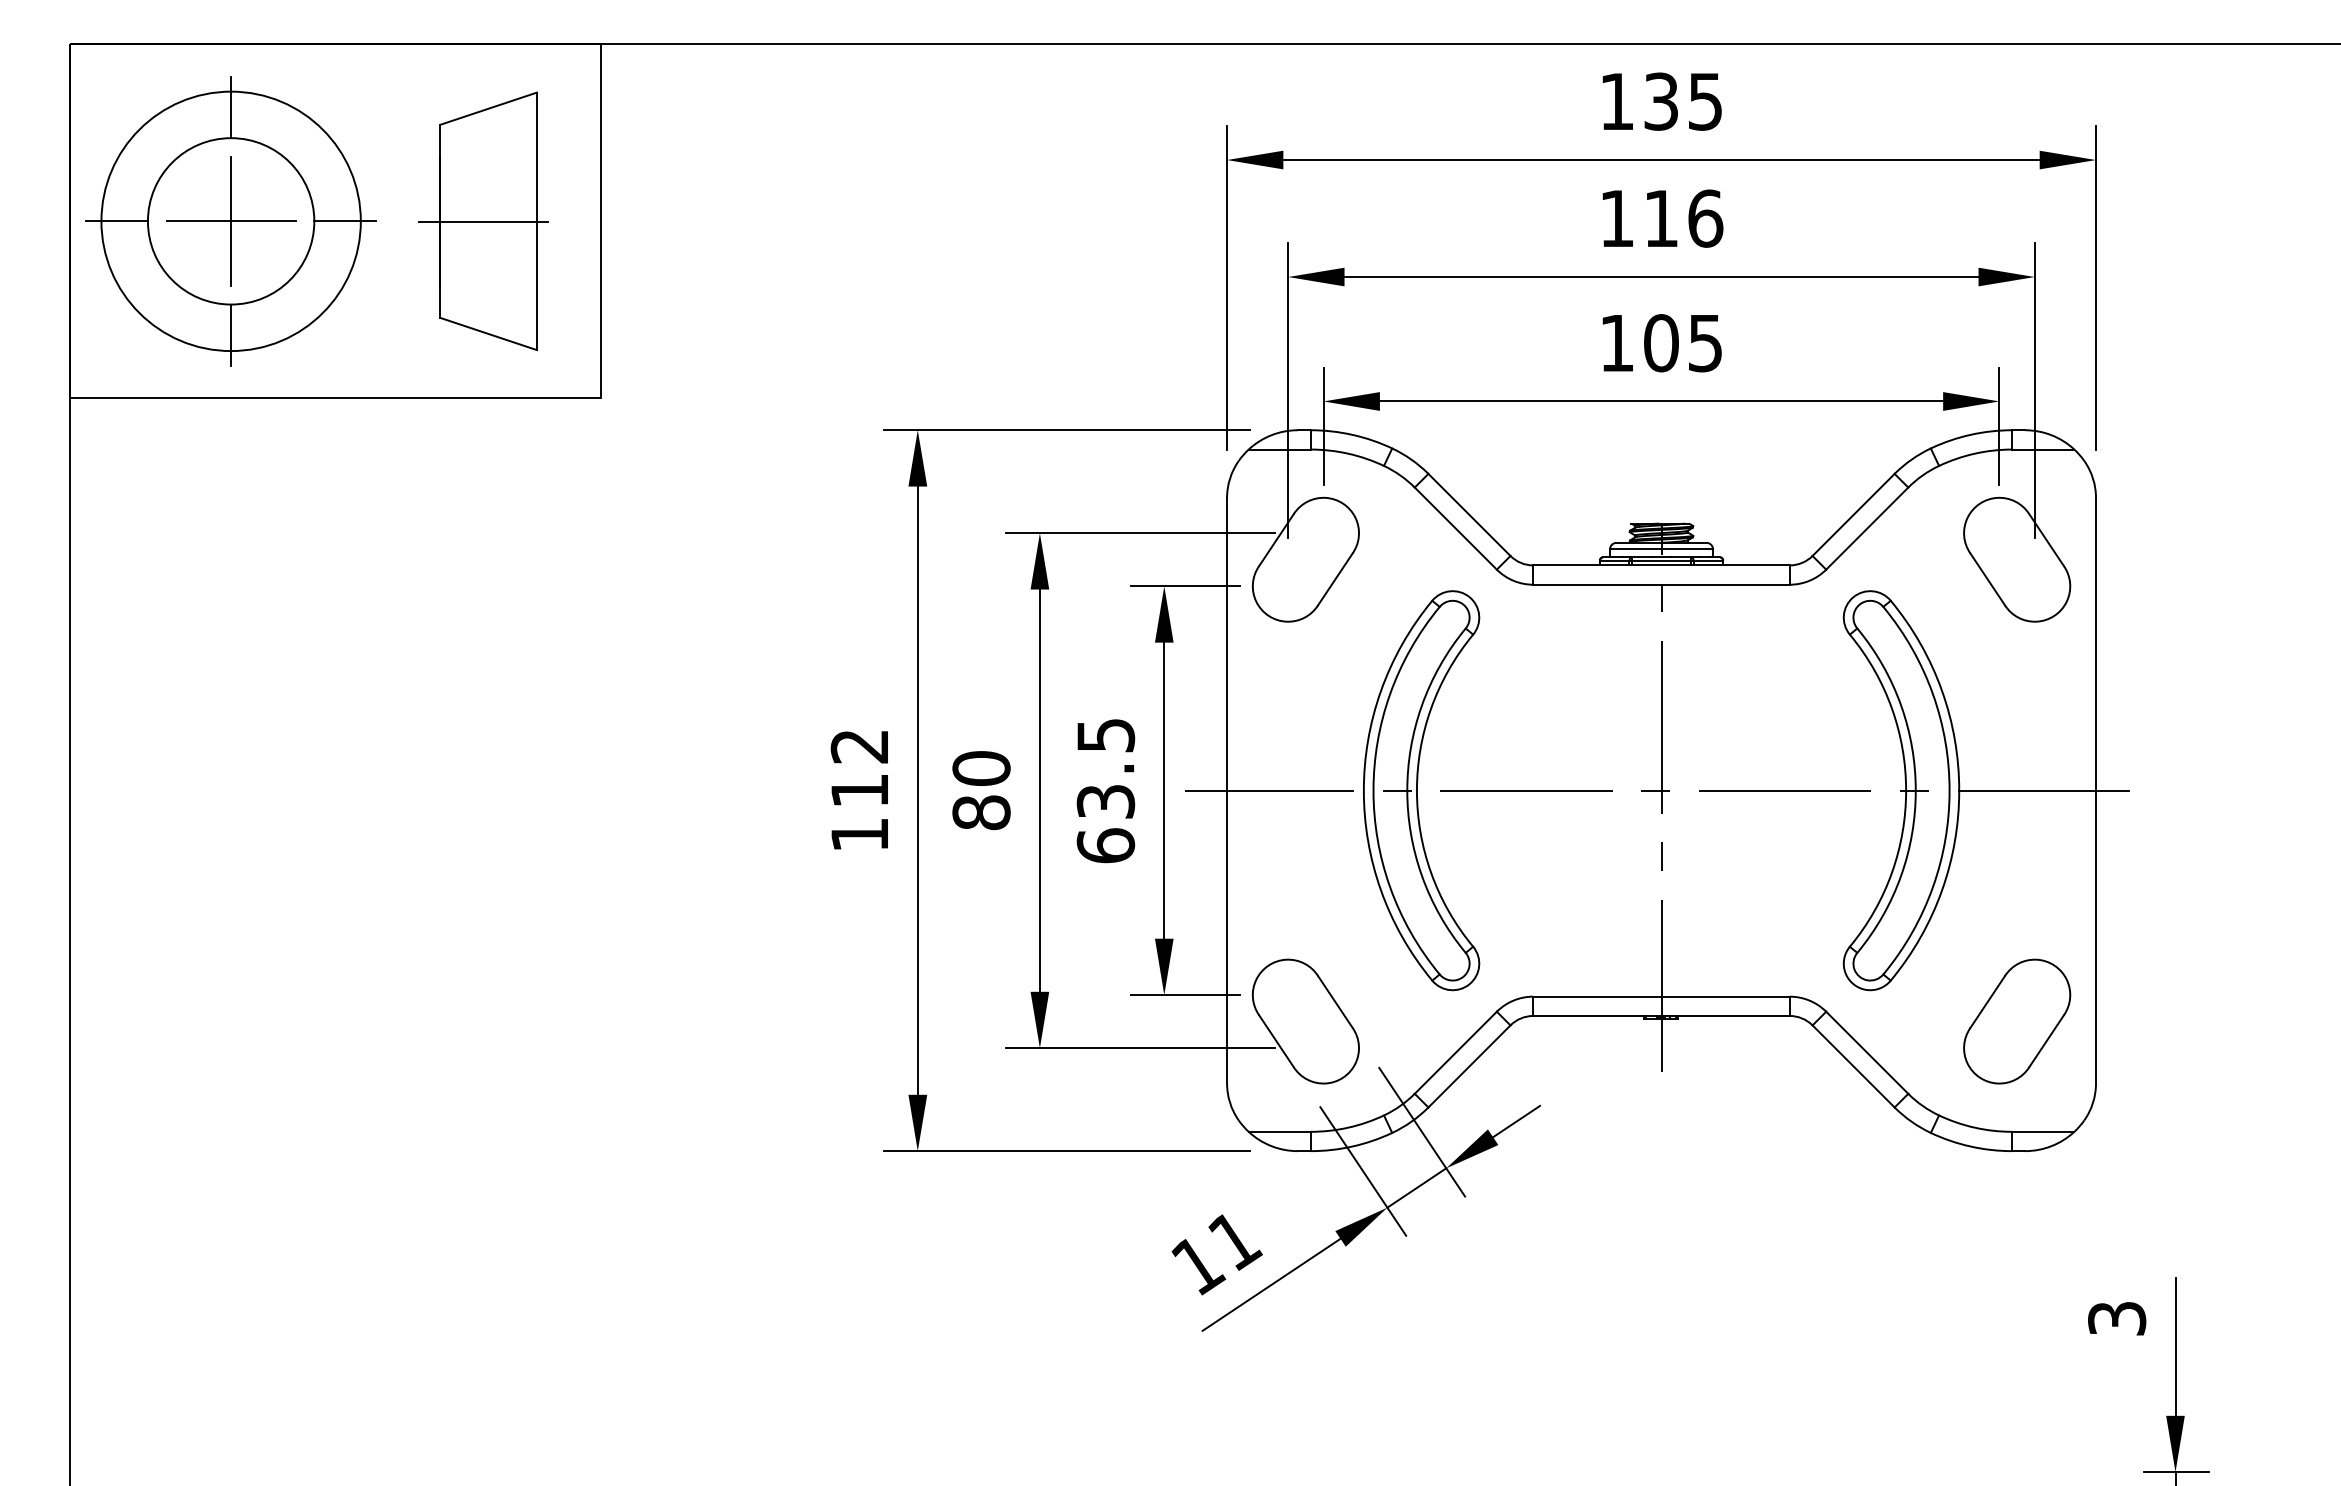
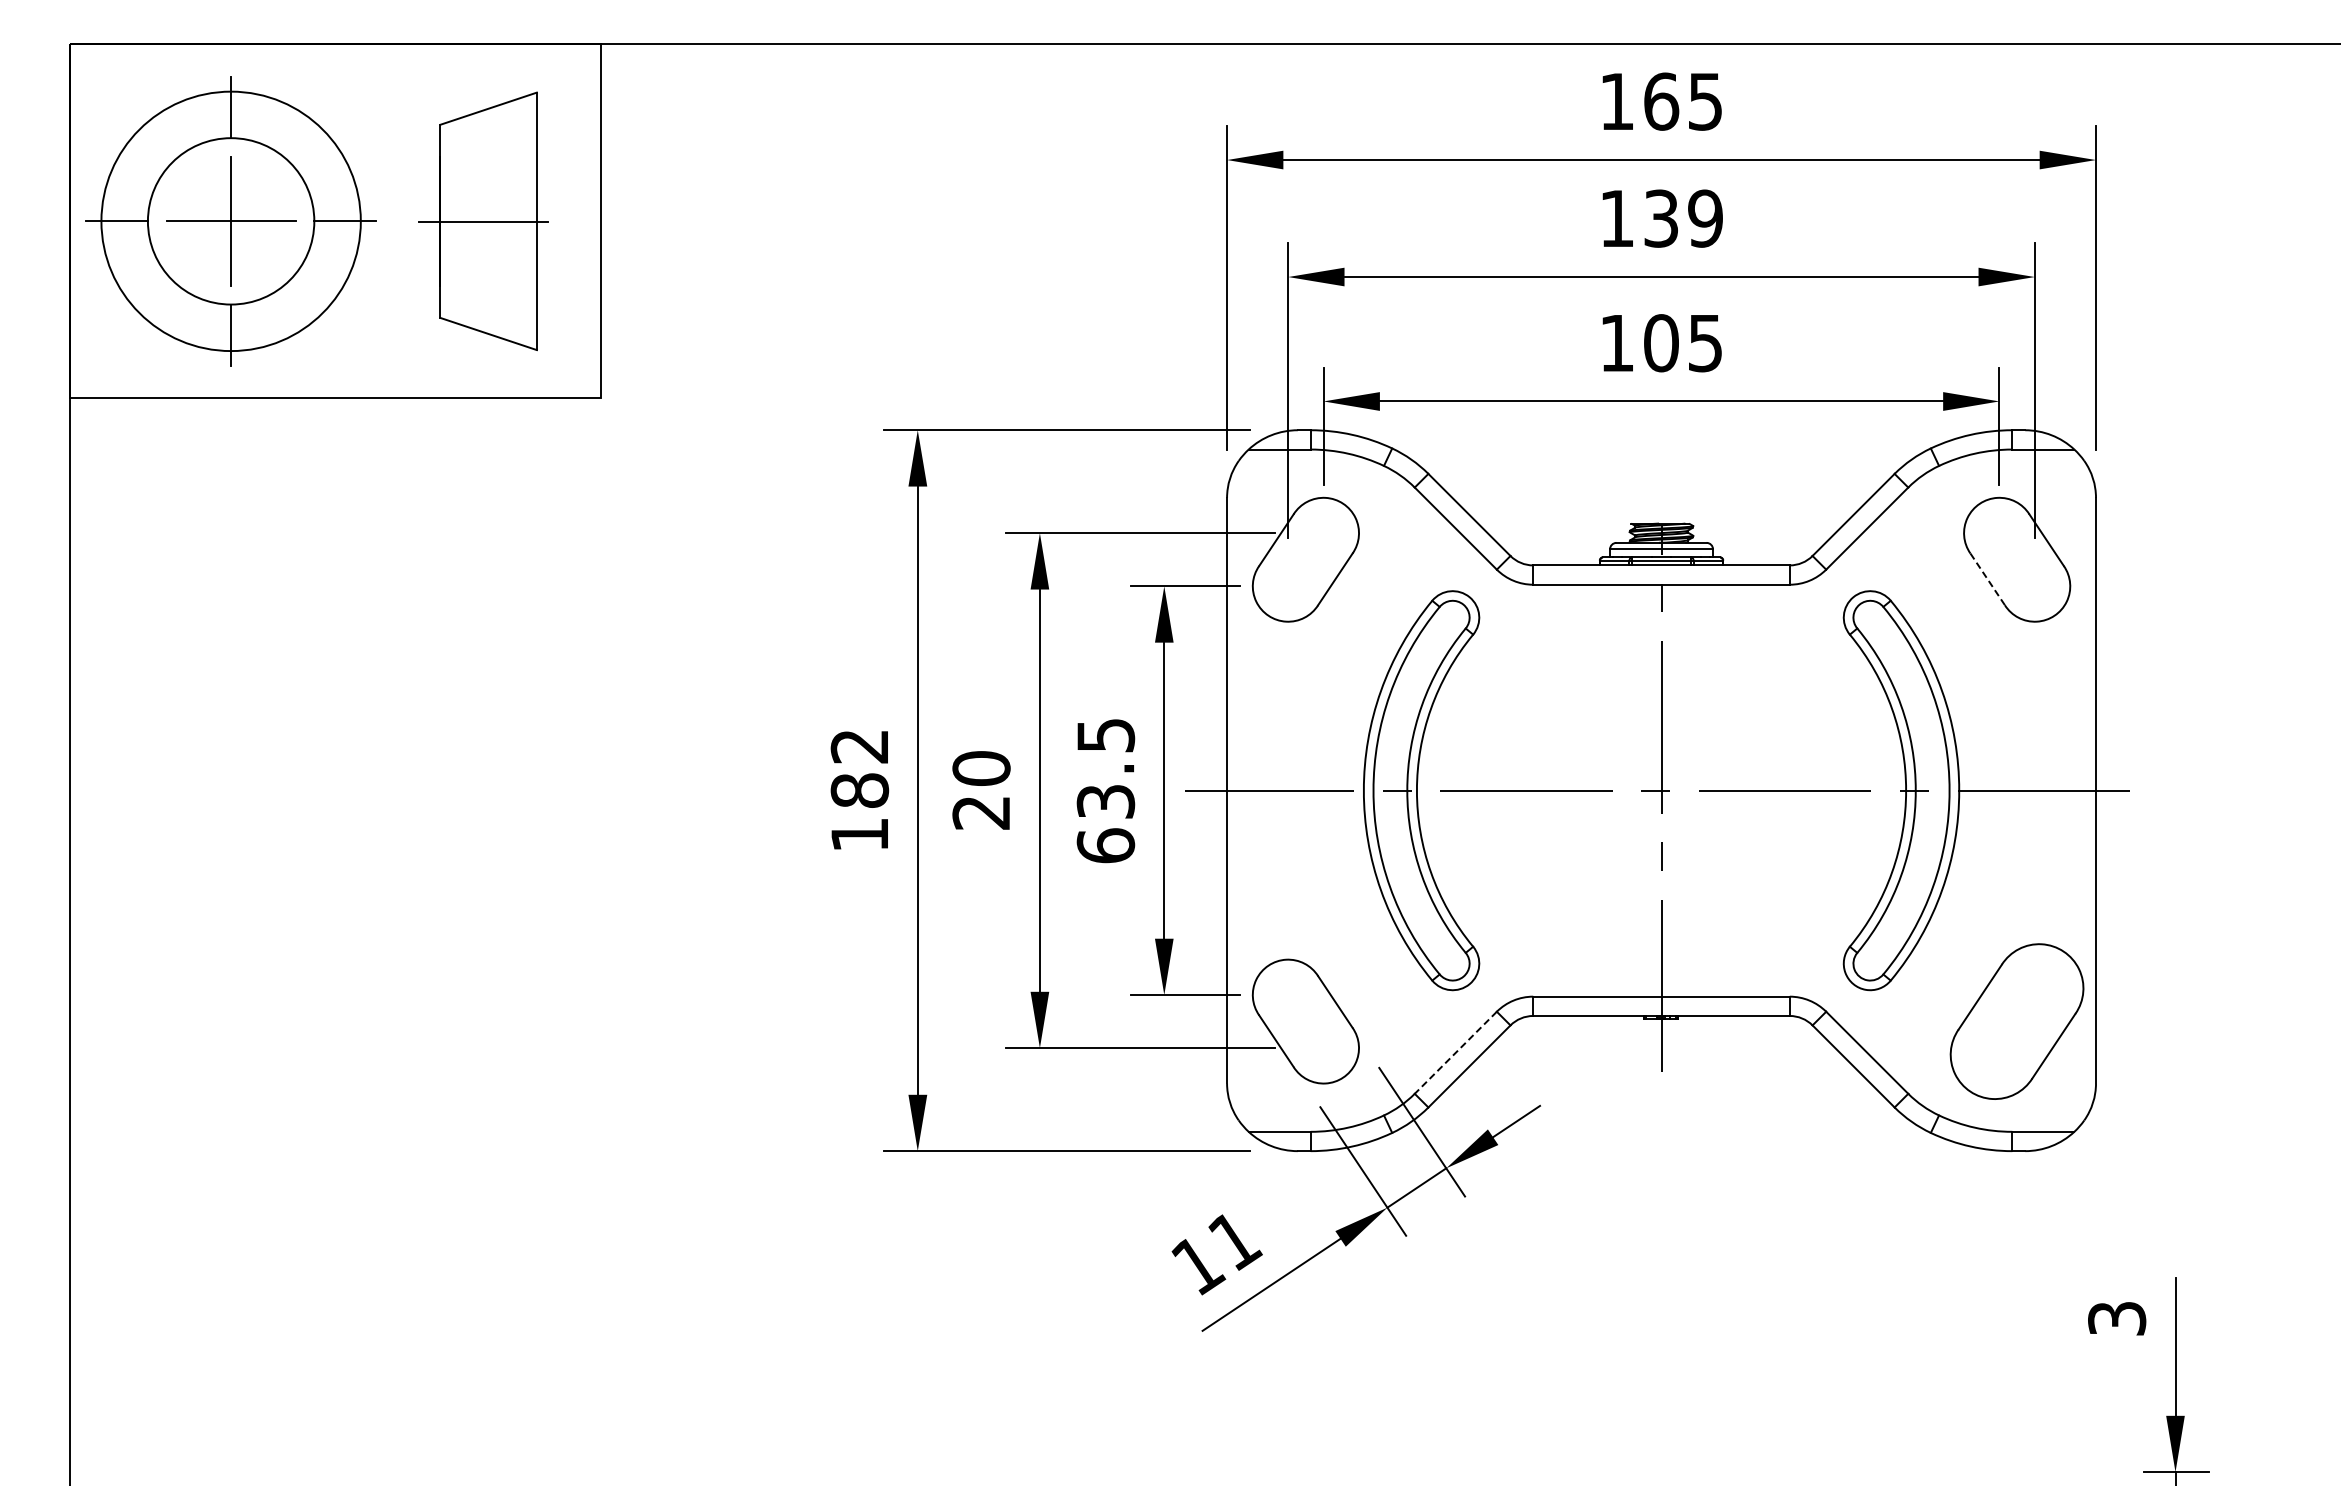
text: 135 -> 165 (1661, 101)
text: 116 -> 139 (1683, 218)
line: solid -> dashed (1987, 579)
text: 112 -> 182 (859, 790)
text: 80 -> 20 (981, 812)
part size: 109x127 px -> 136x157 px (2016, 1021)
line: solid -> dashed (1455, 1053)
